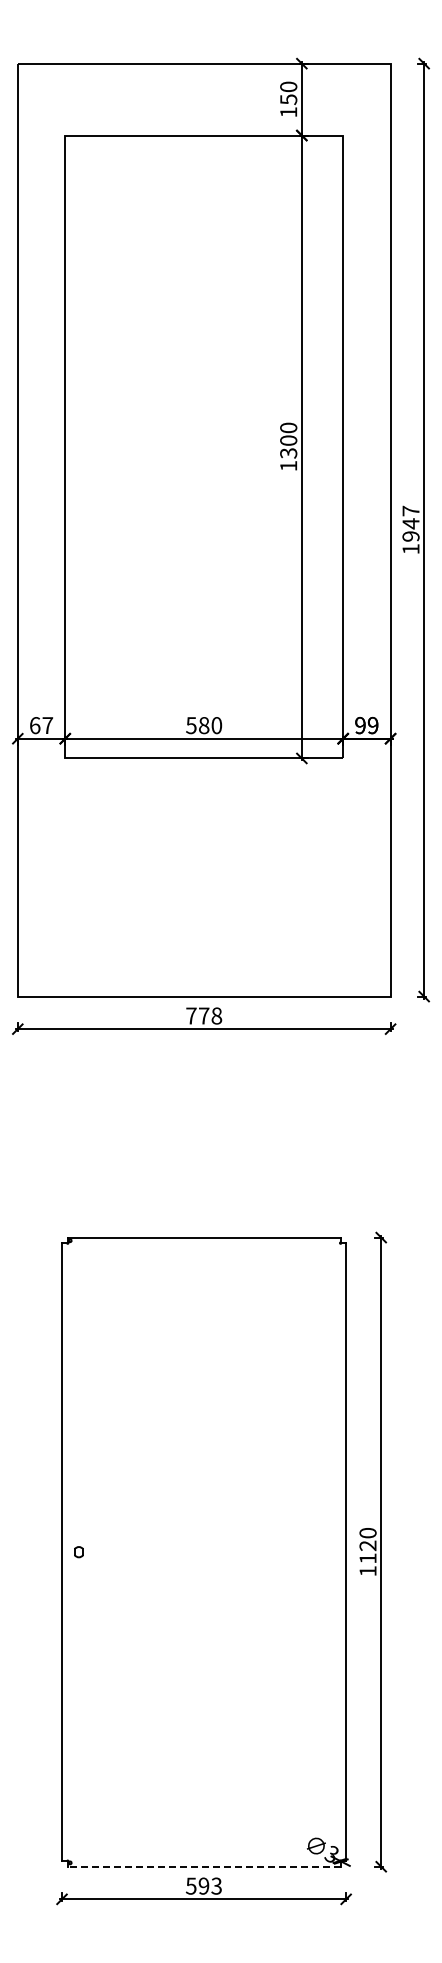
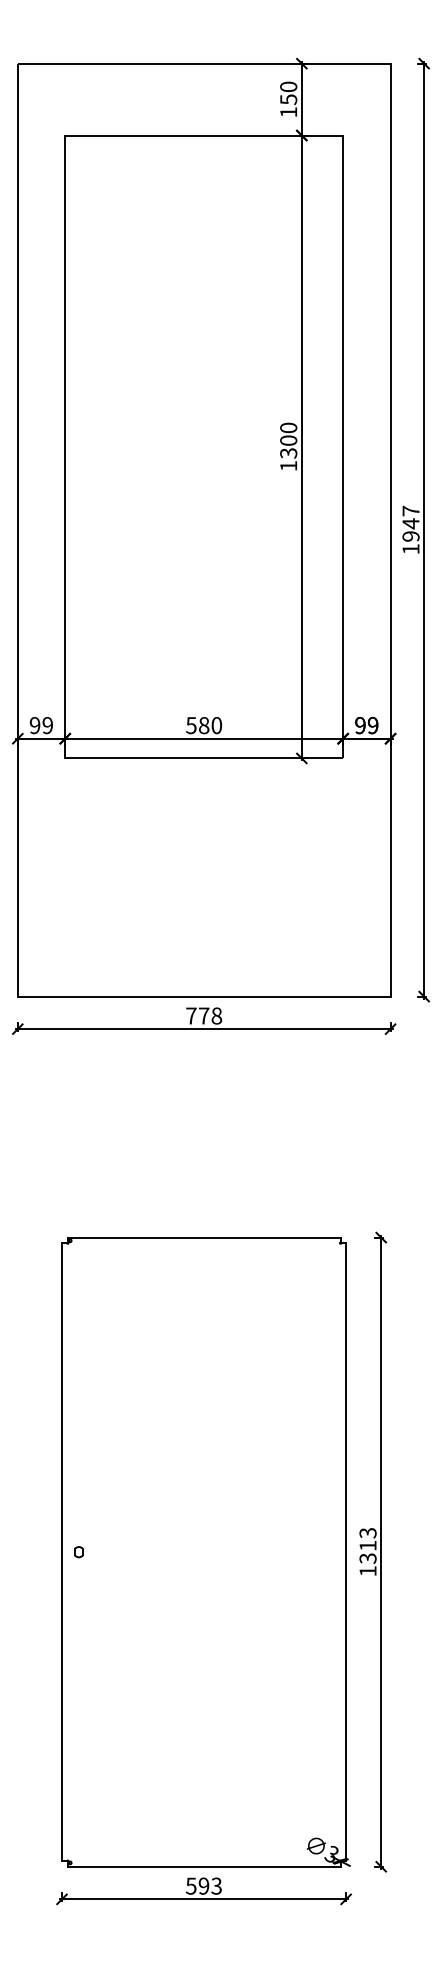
text: 67 -> 99 (41, 725)
text: 1120 -> 1313 (367, 1545)
line: dashed -> solid (203, 1866)
